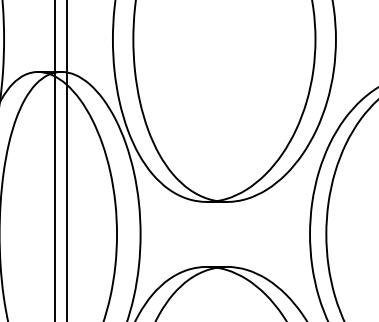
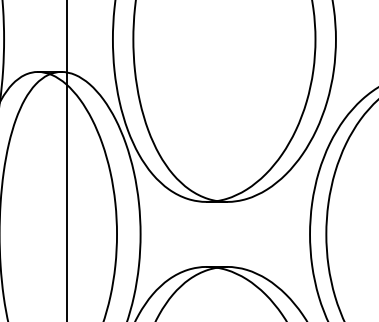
line: present -> none (55, 160)
